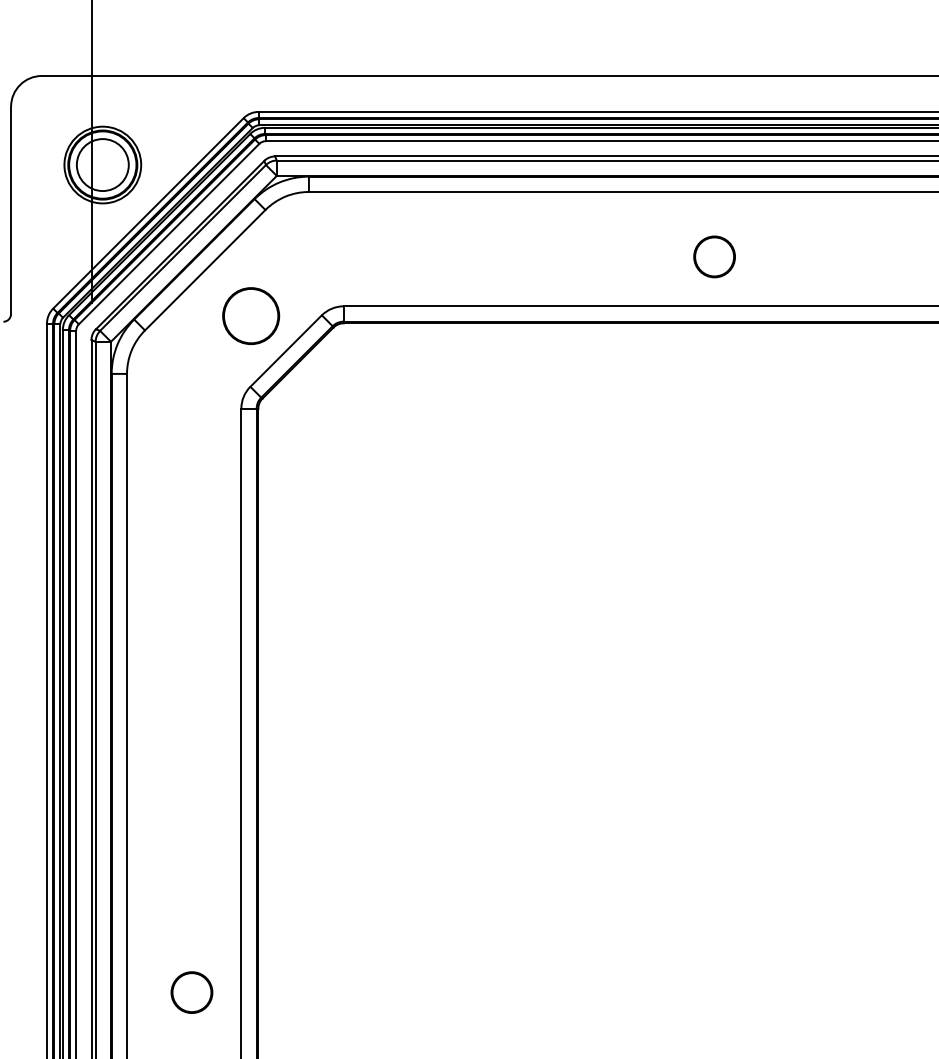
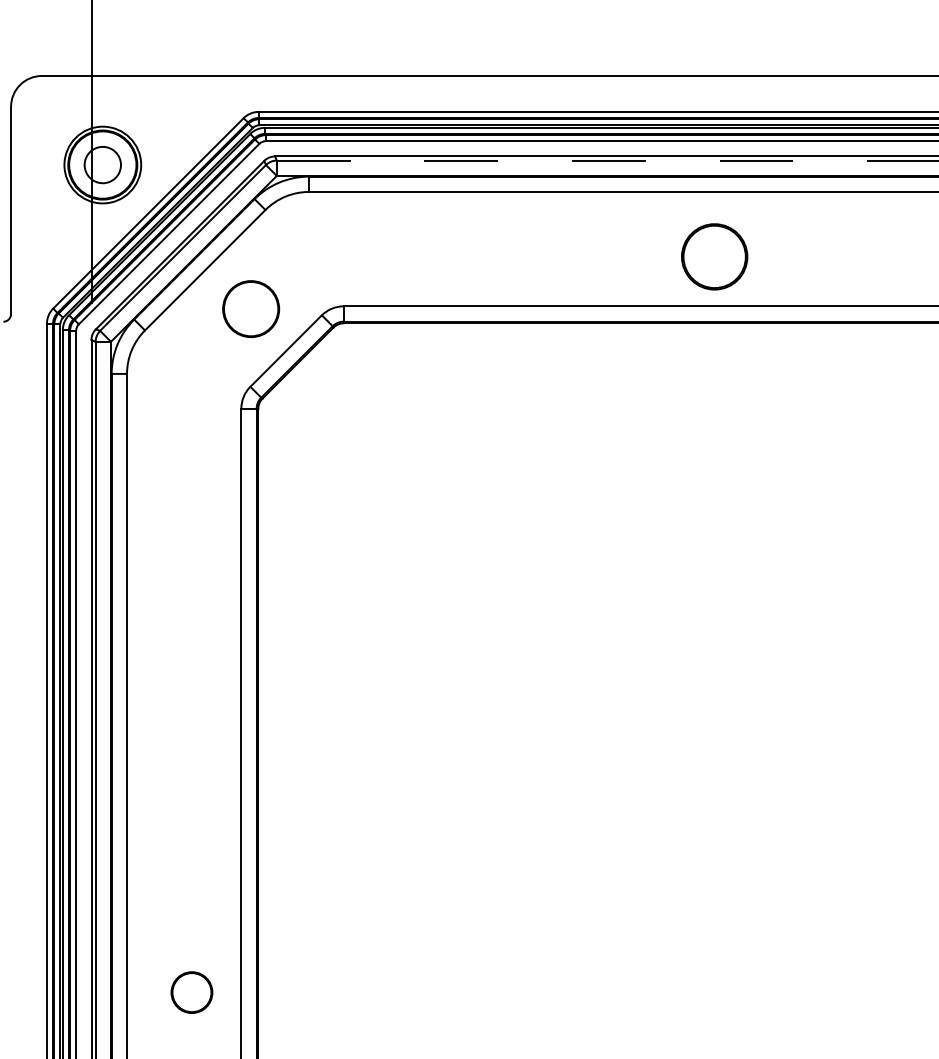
line: solid -> dashed (607, 160)
circle diameter: 52 px -> 36 px (102, 164)
part size: 43x44 px -> 68x68 px (714, 256)
circle position: (251, 315) -> (251, 308) (251, 308)
